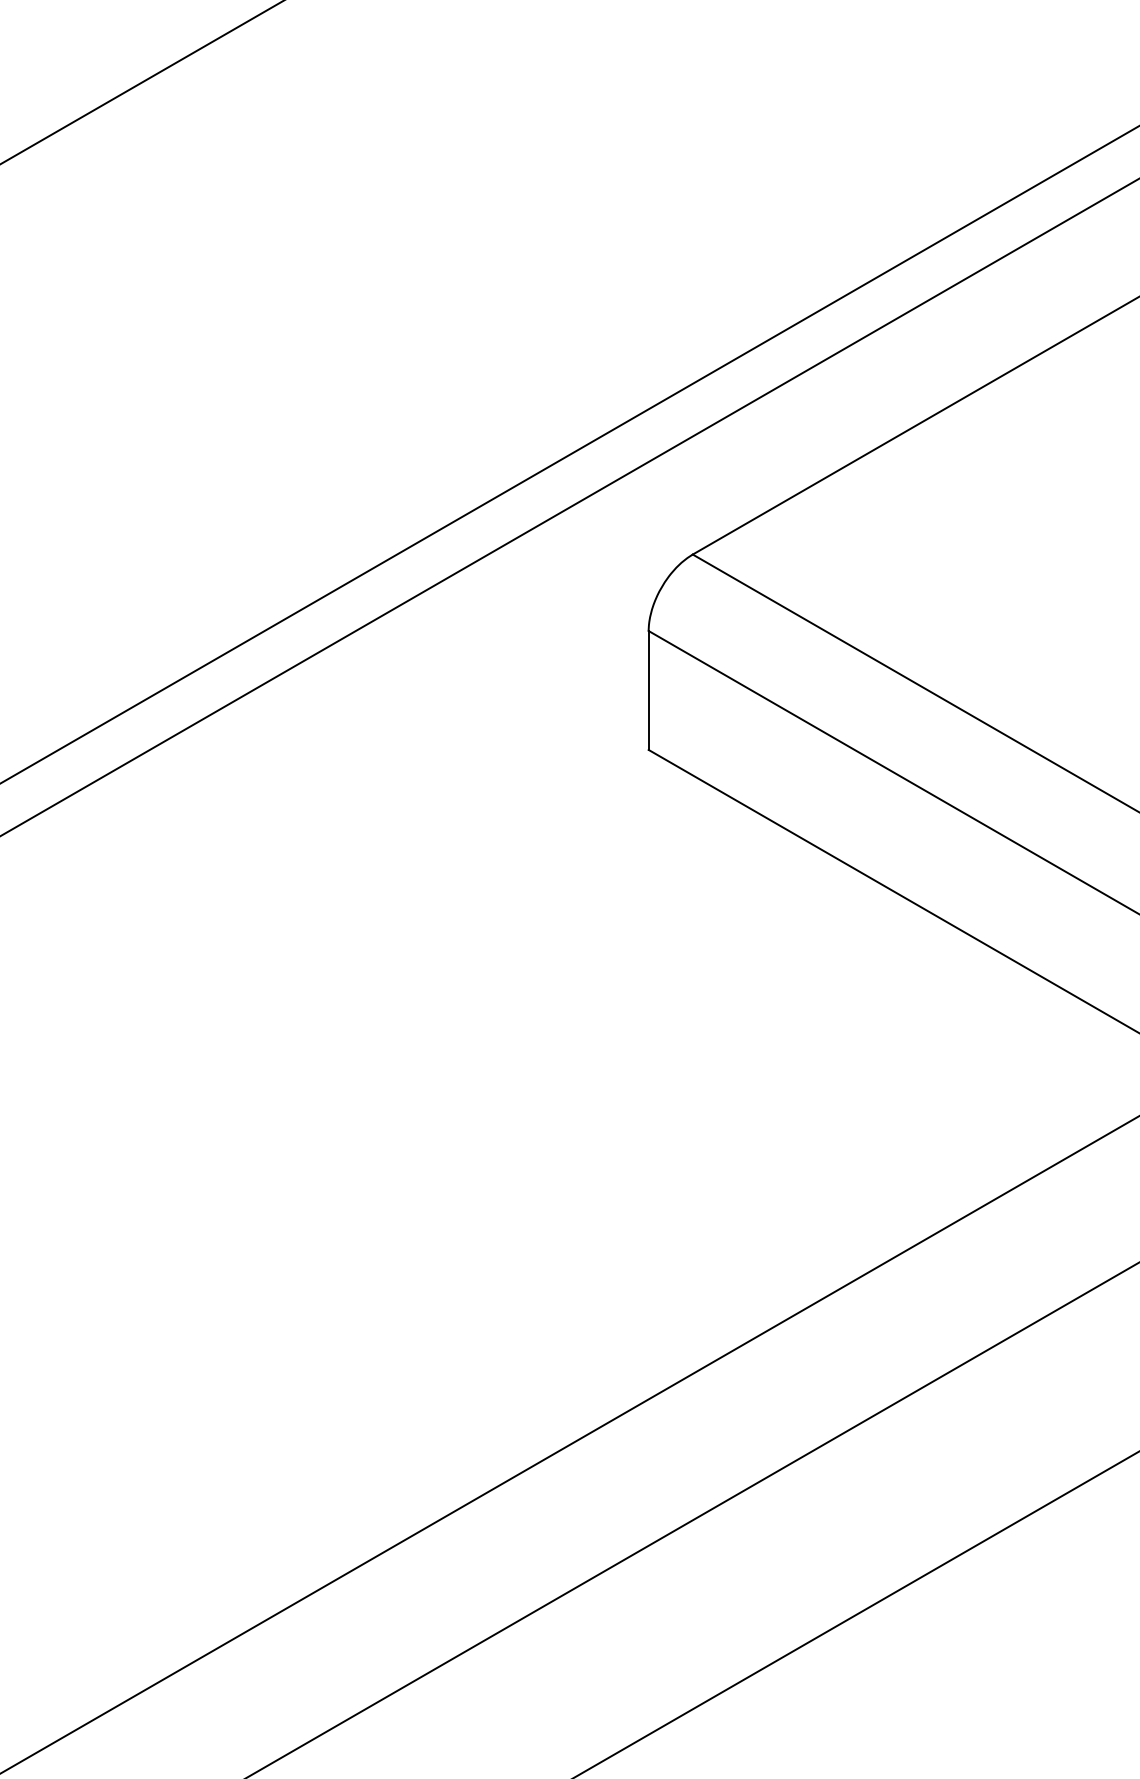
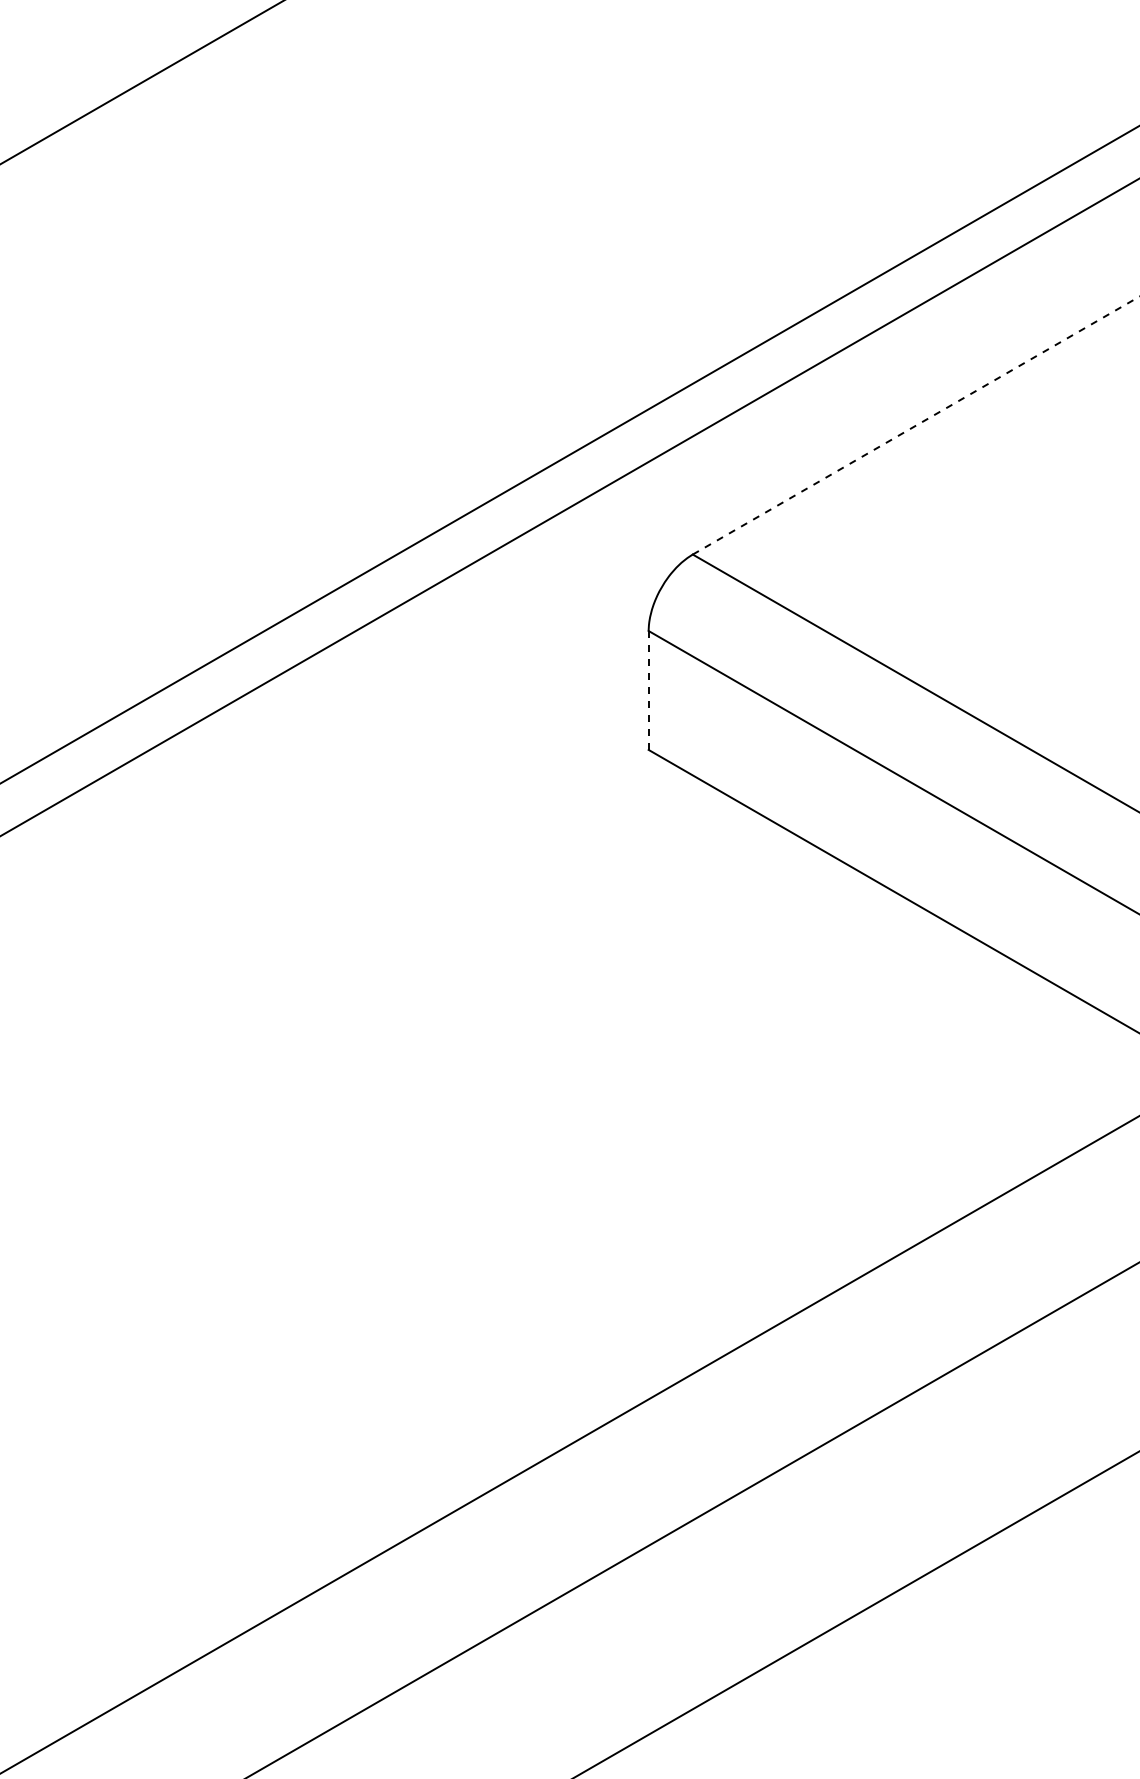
line: solid -> dashed (916, 425)
line: solid -> dashed (648, 689)
